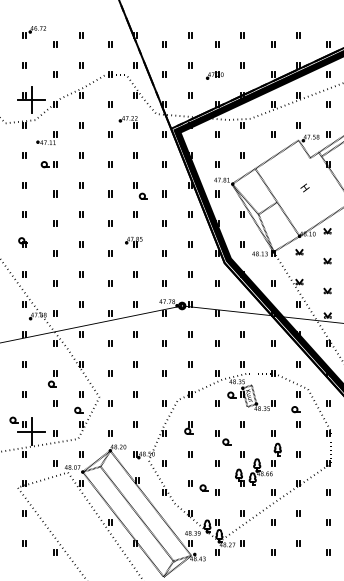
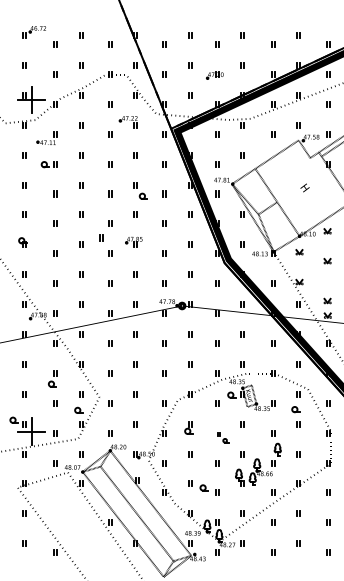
part: none -> present (101, 237)
part position: (327, 290) -> (327, 300) (327, 300)
part size: 17x16 px -> 13x12 px (223, 437)
